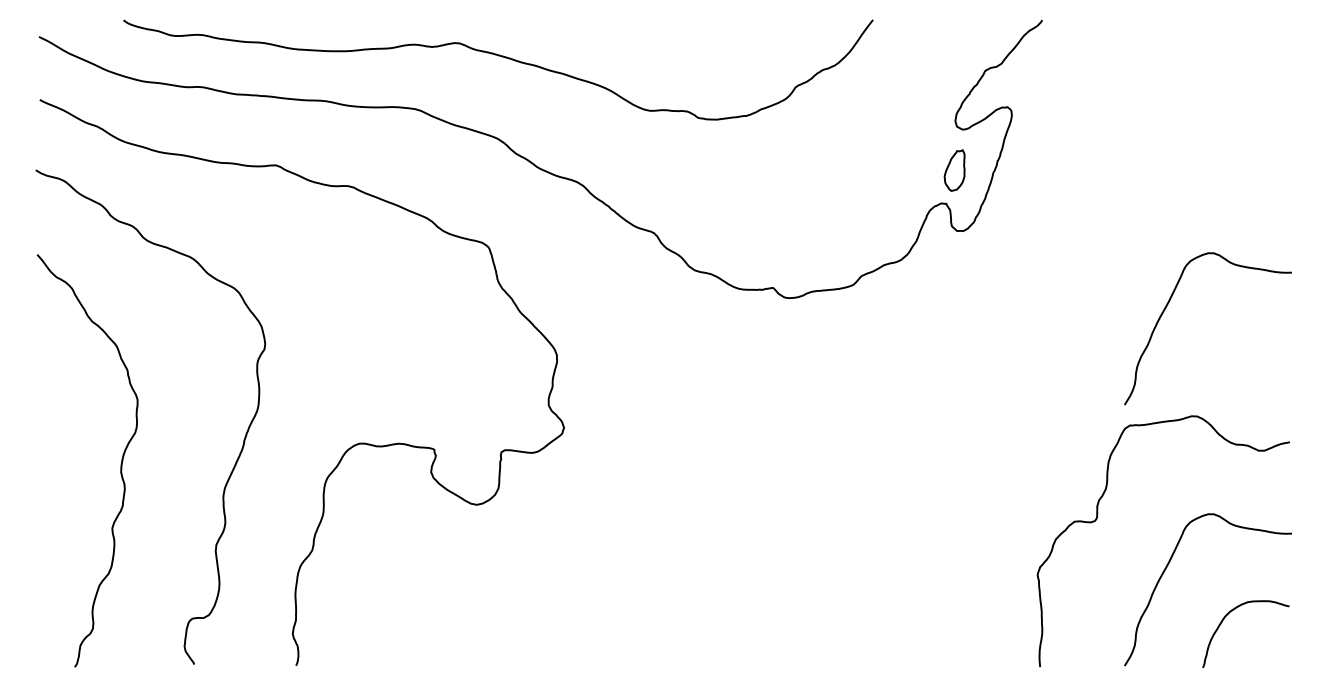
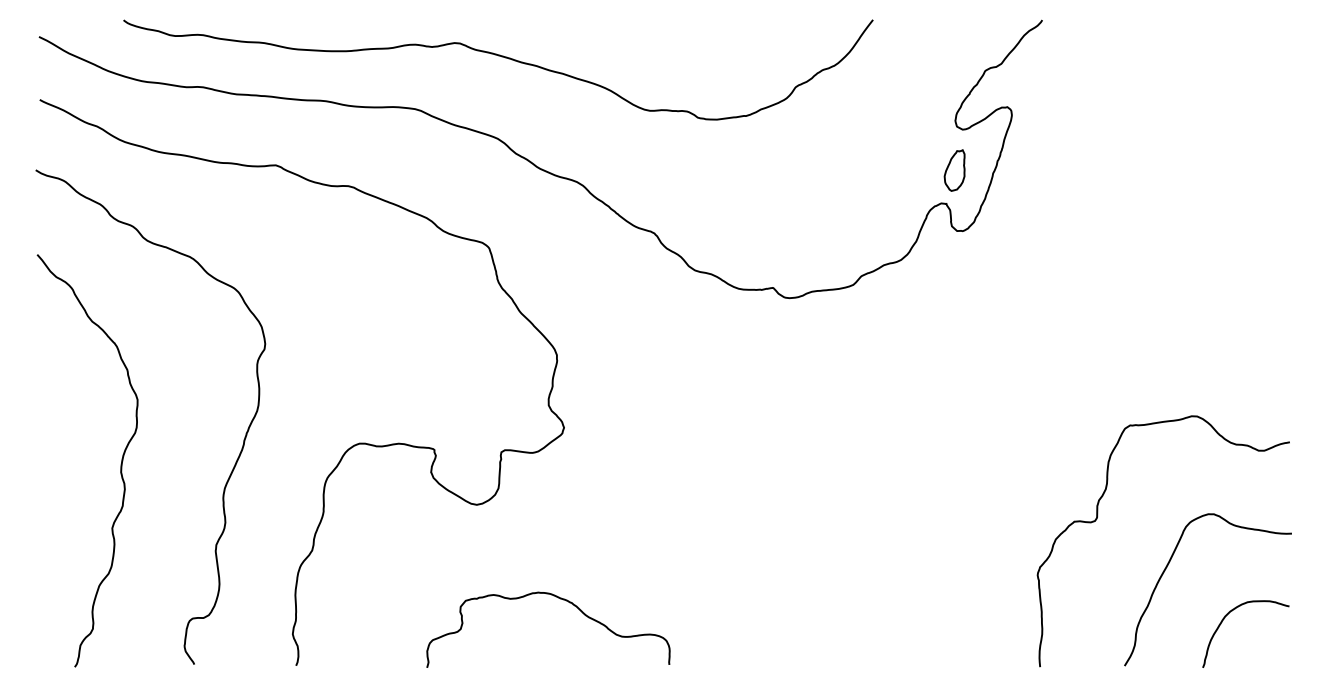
curve: present -> none (1166, 308)
curve: none -> present (560, 599)
